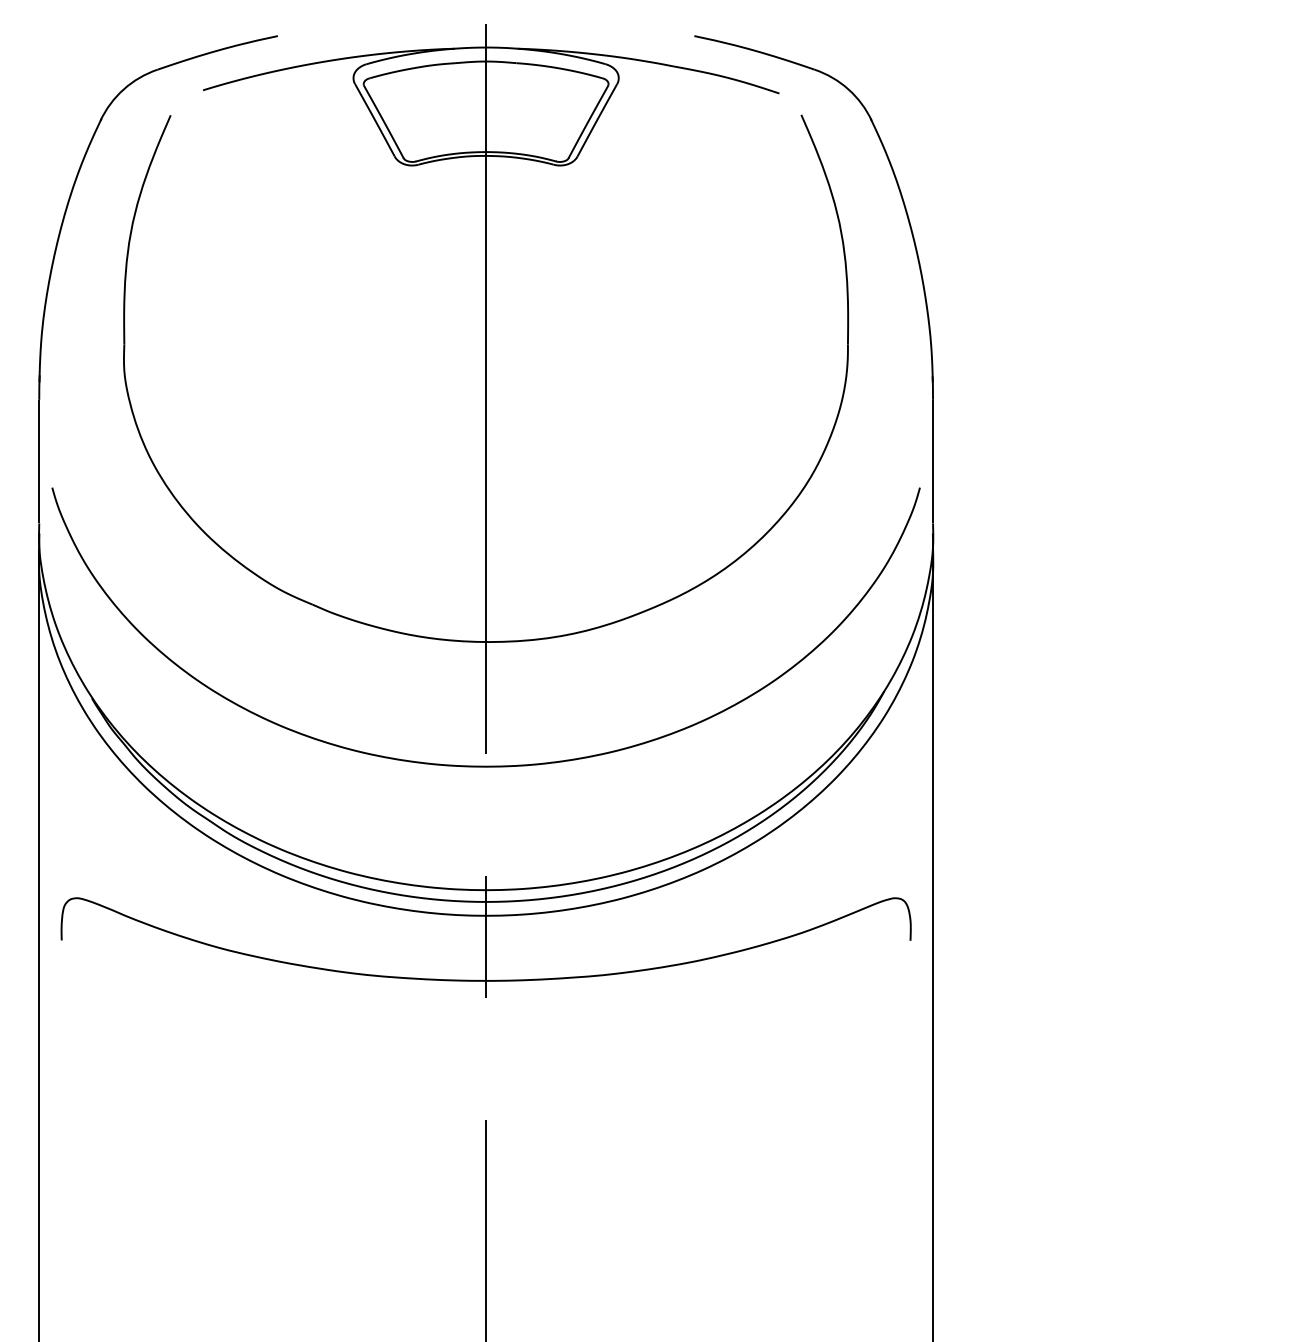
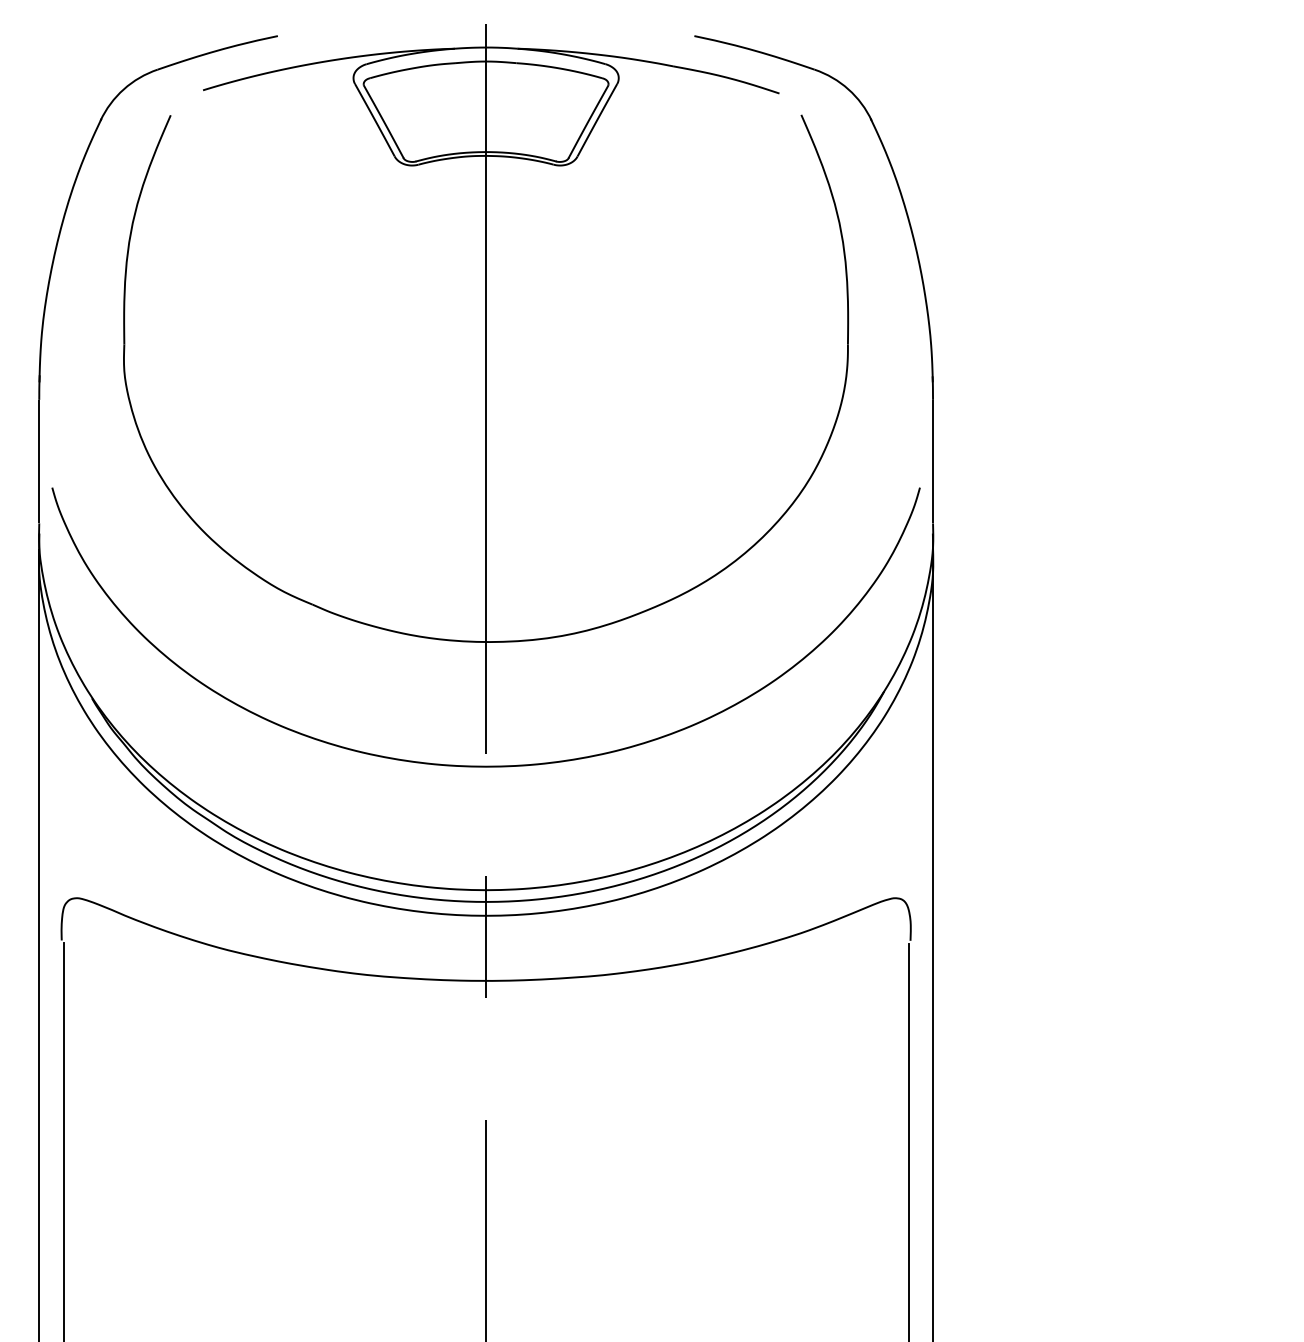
line: none -> present (63, 1140)
line: none -> present (908, 1140)
